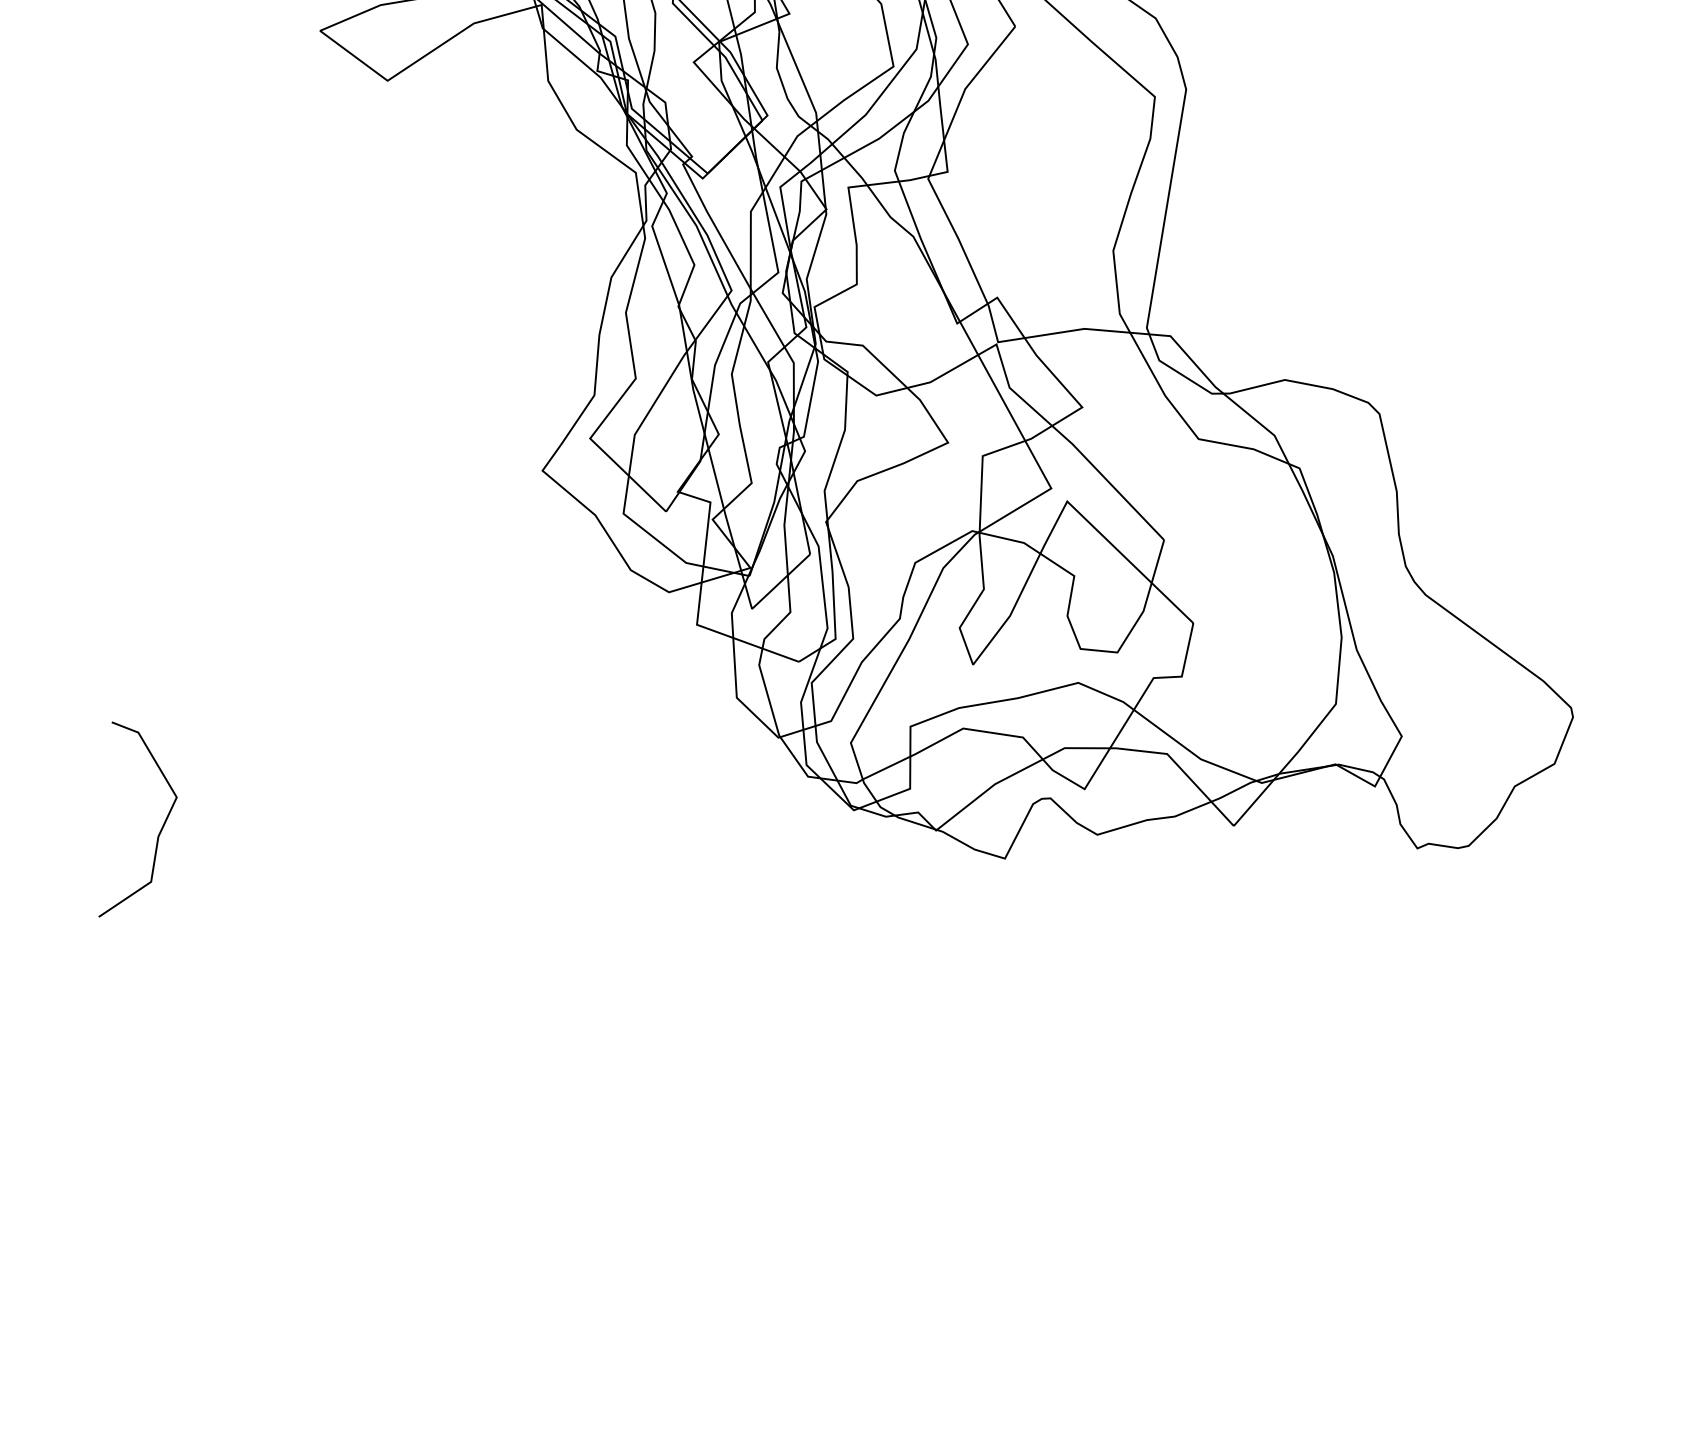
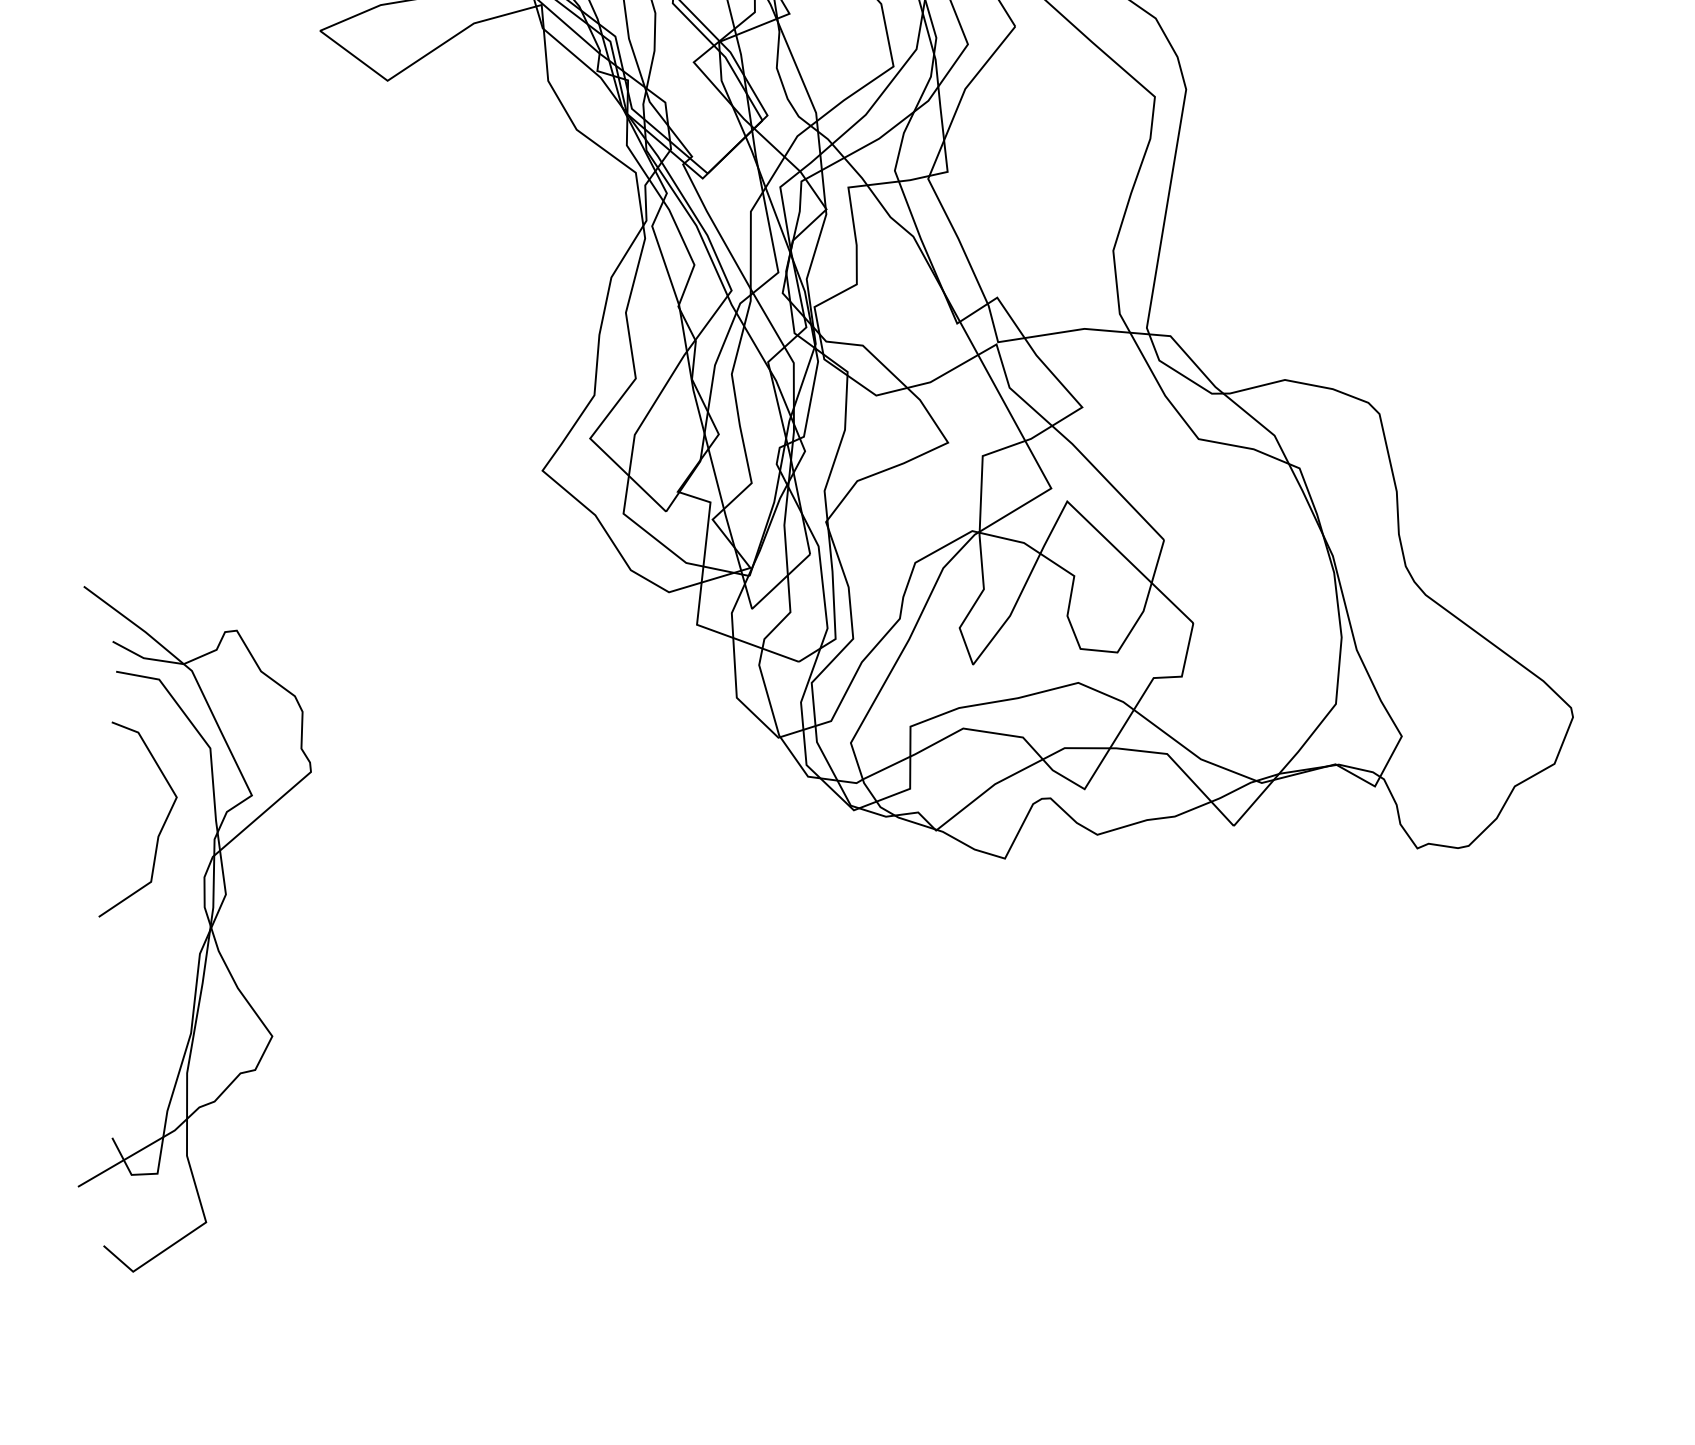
part: none -> present (207, 933)
